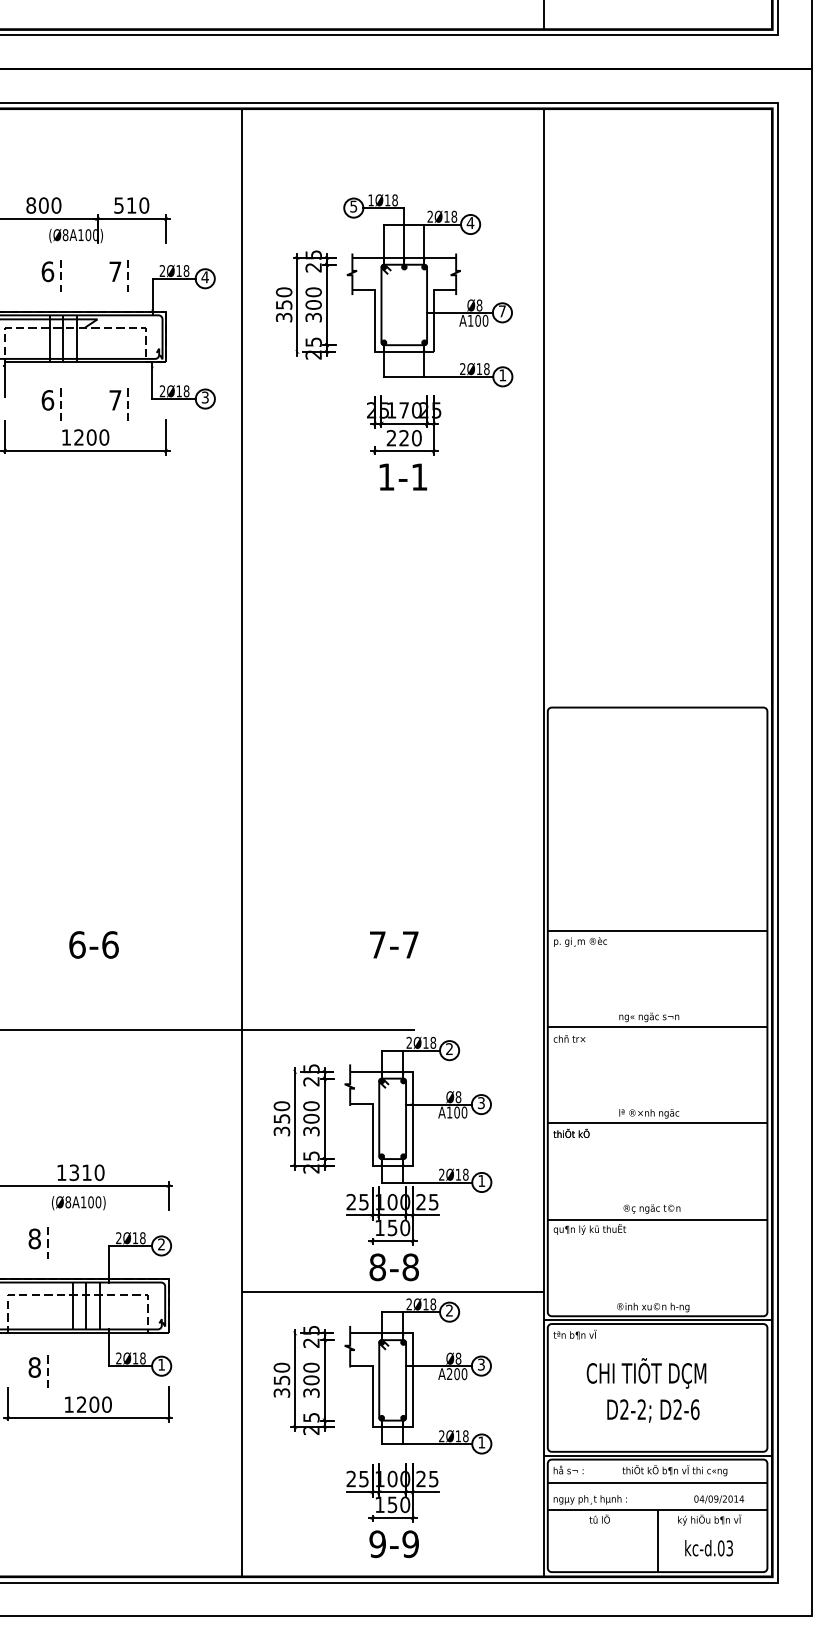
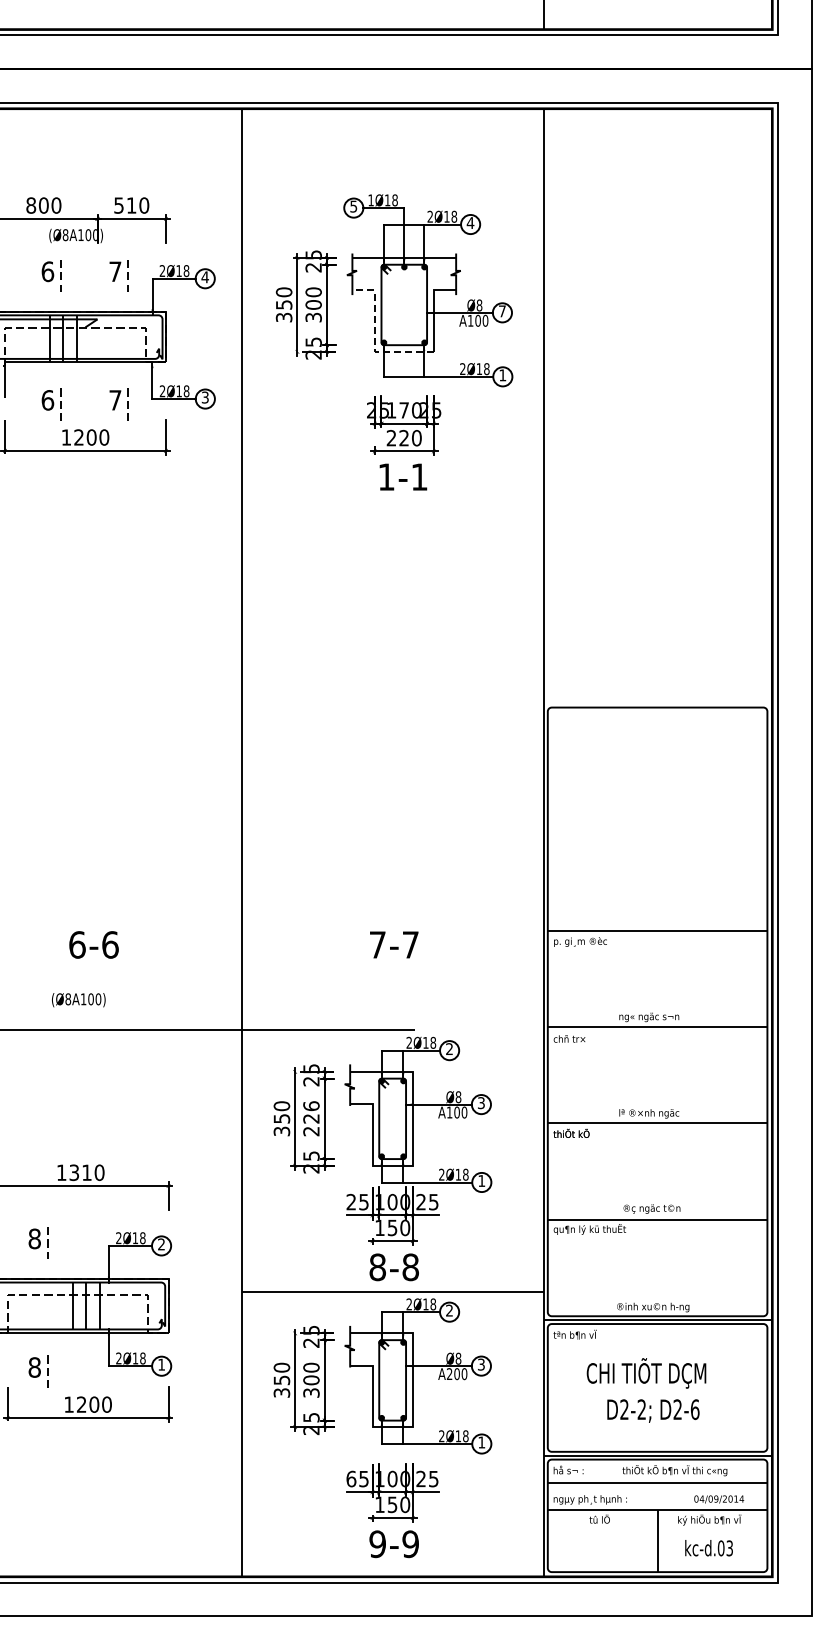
line: solid -> dashed (374, 338)
text: 300 -> 226 (311, 1118)
text position: (78, 1203) -> (78, 1000) (78, 1000)
text: 25 -> 65 (351, 1478)
